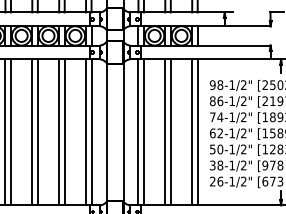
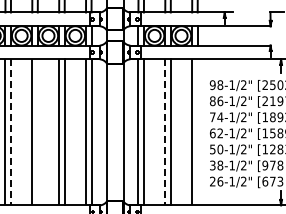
line: solid -> dashed (10, 132)
line: present -> none (37, 132)
line: solid -> dashed (165, 132)
line: present -> none (197, 132)
